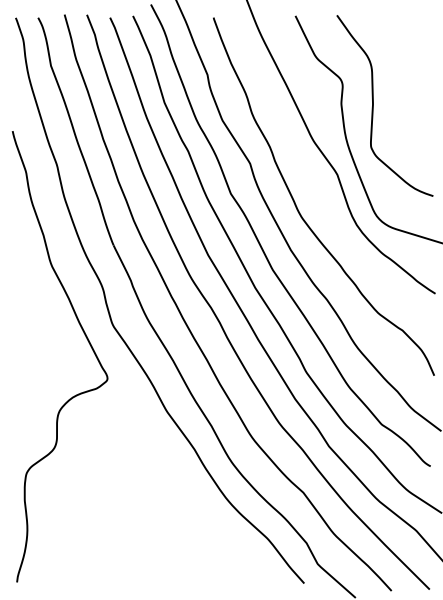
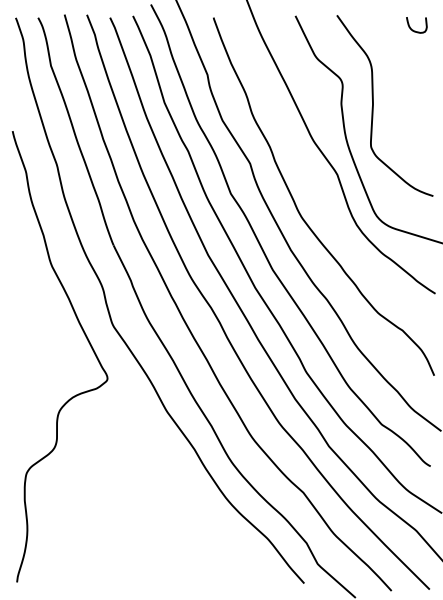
curve: none -> present (413, 29)
